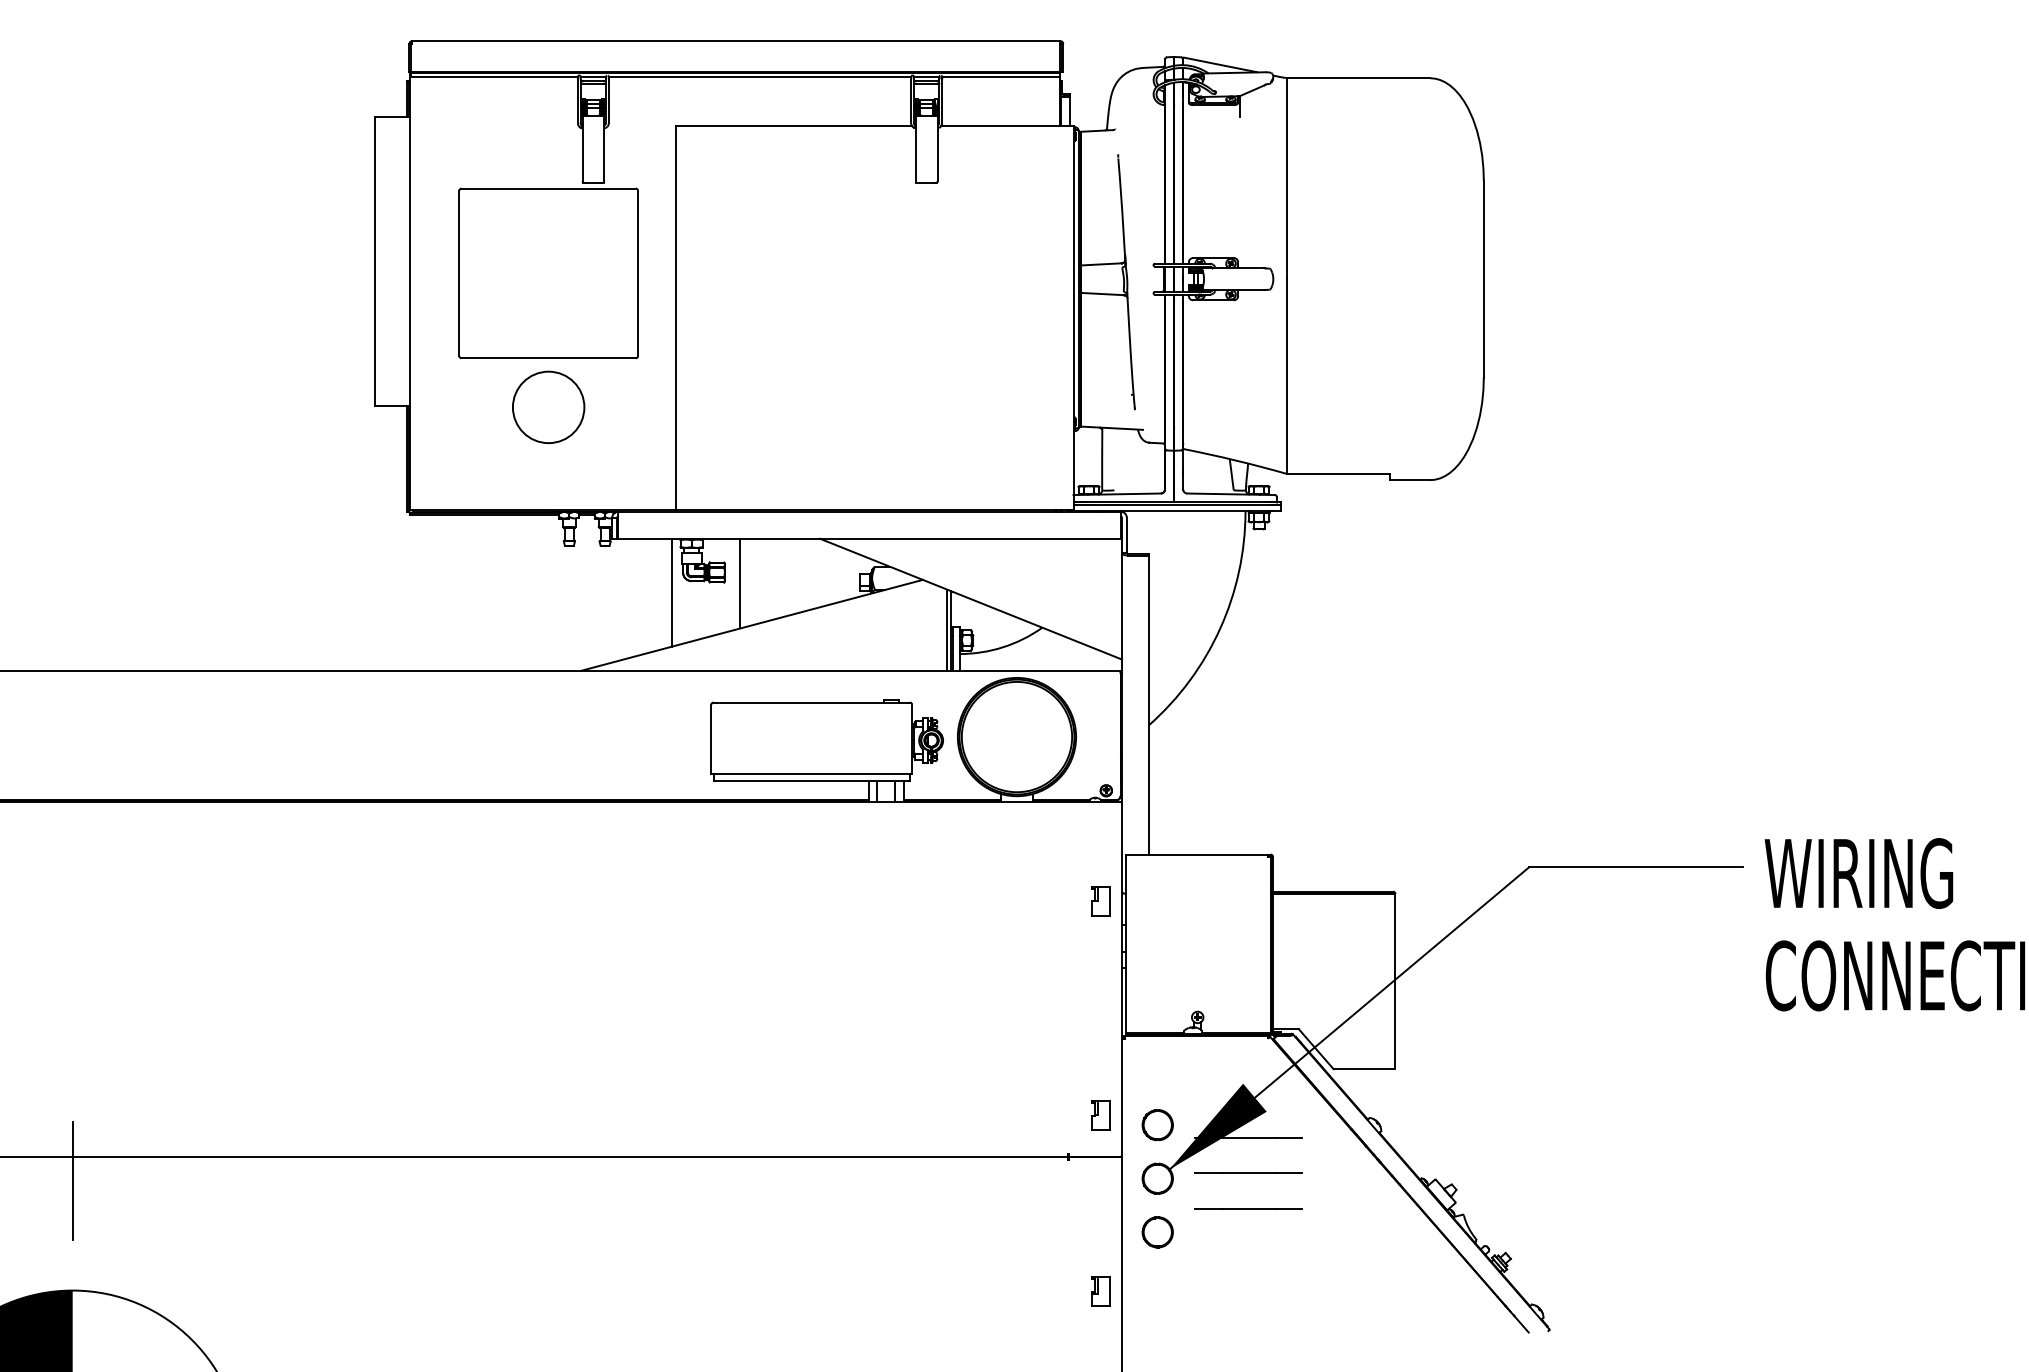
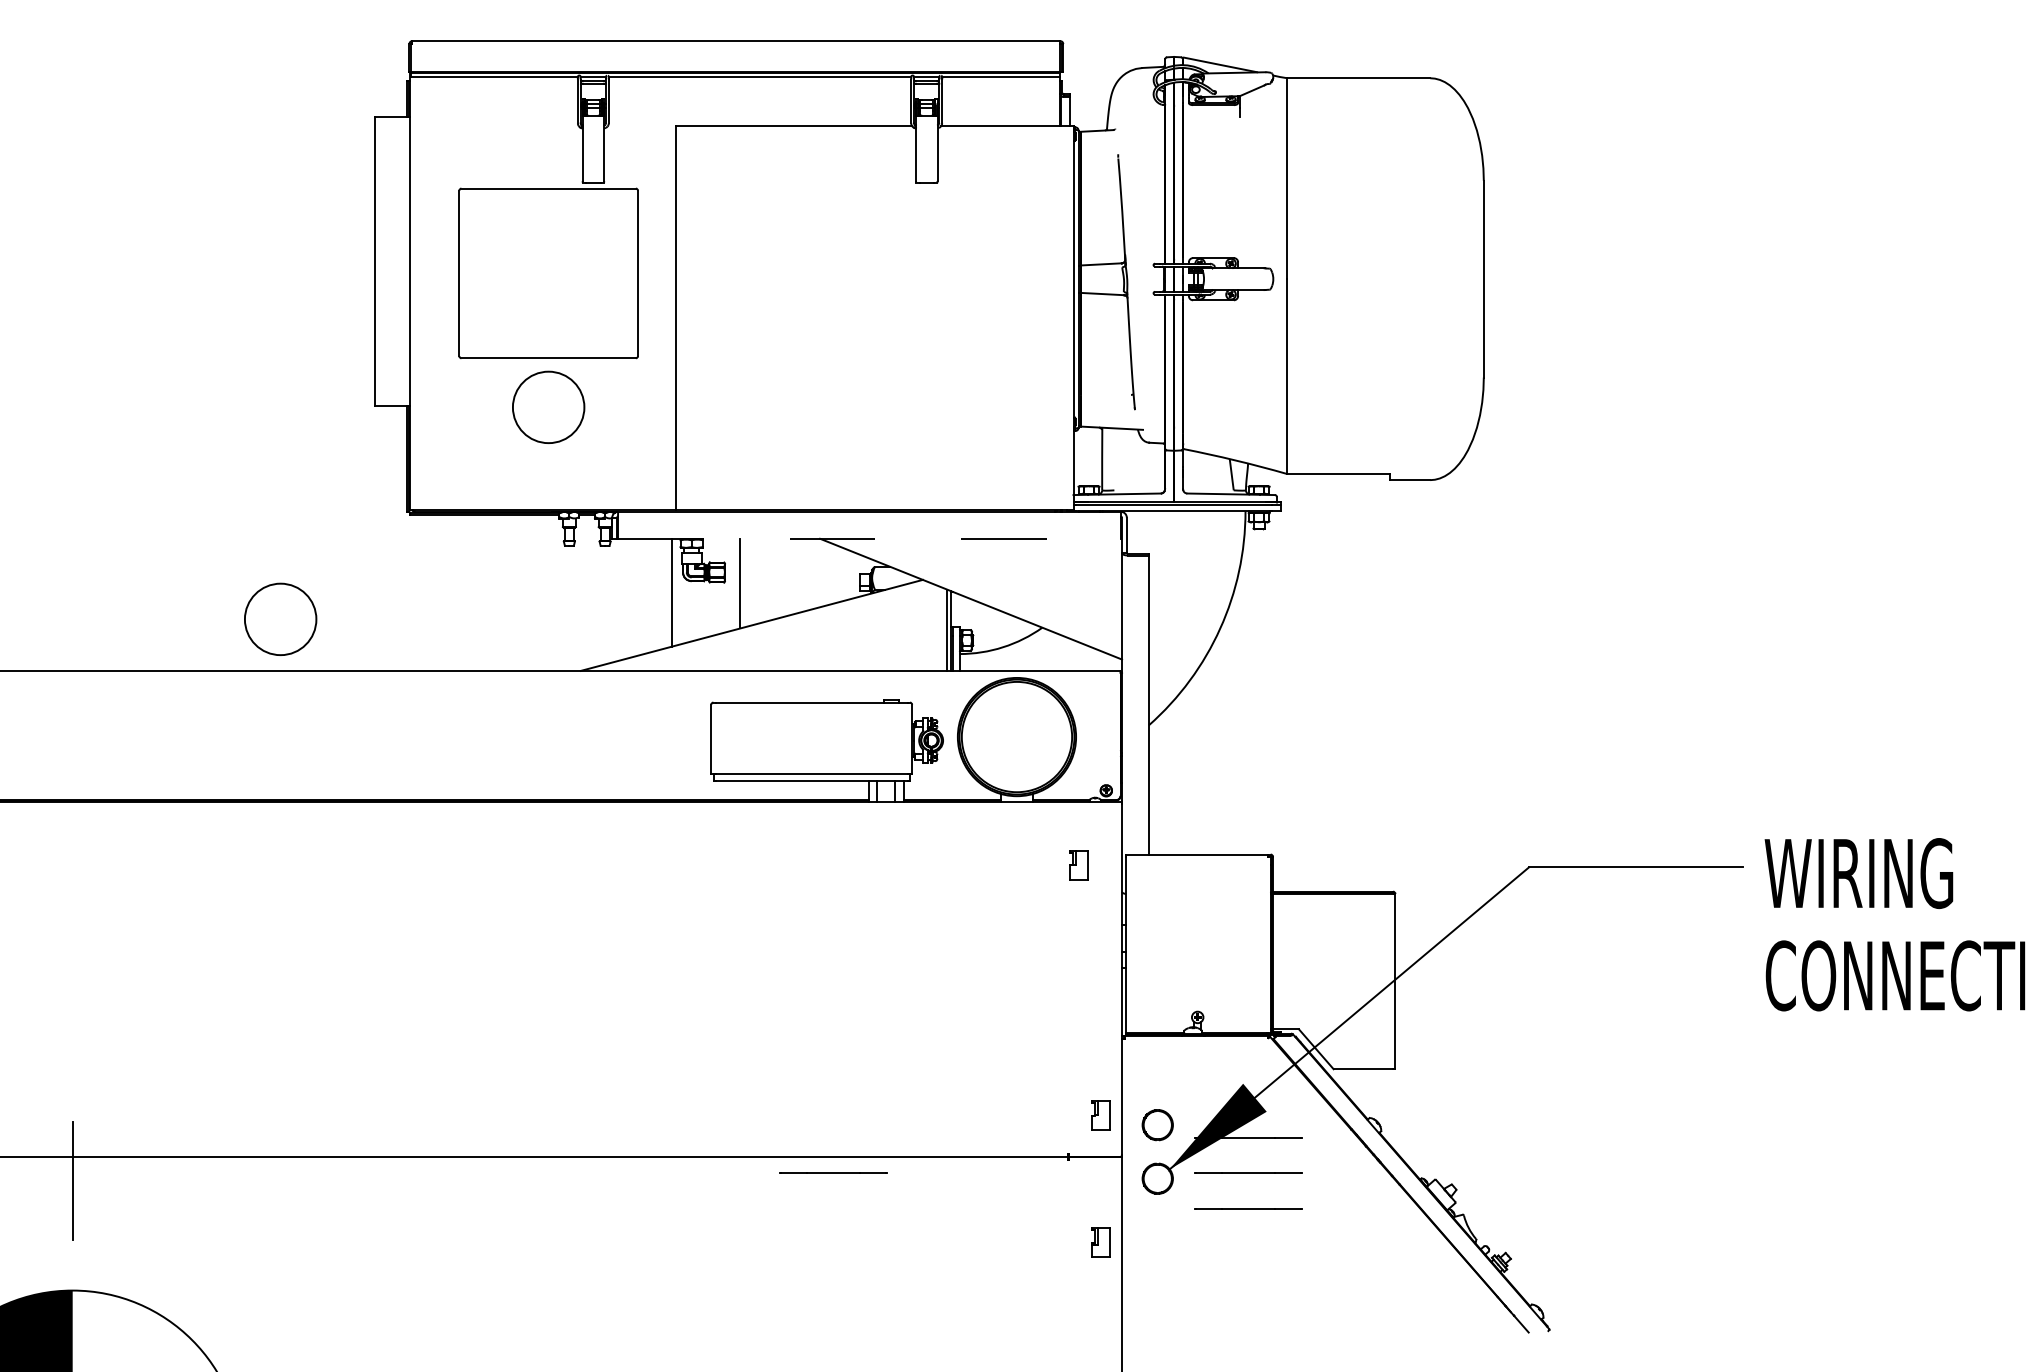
line: solid -> dashed (869, 538)
circle: none -> present (280, 618)
part position: (1100, 901) -> (1078, 865) (1078, 865)
line: none -> present (833, 1172)
part: present -> none (1157, 1232)
part position: (1100, 1291) -> (1100, 1242) (1100, 1242)
